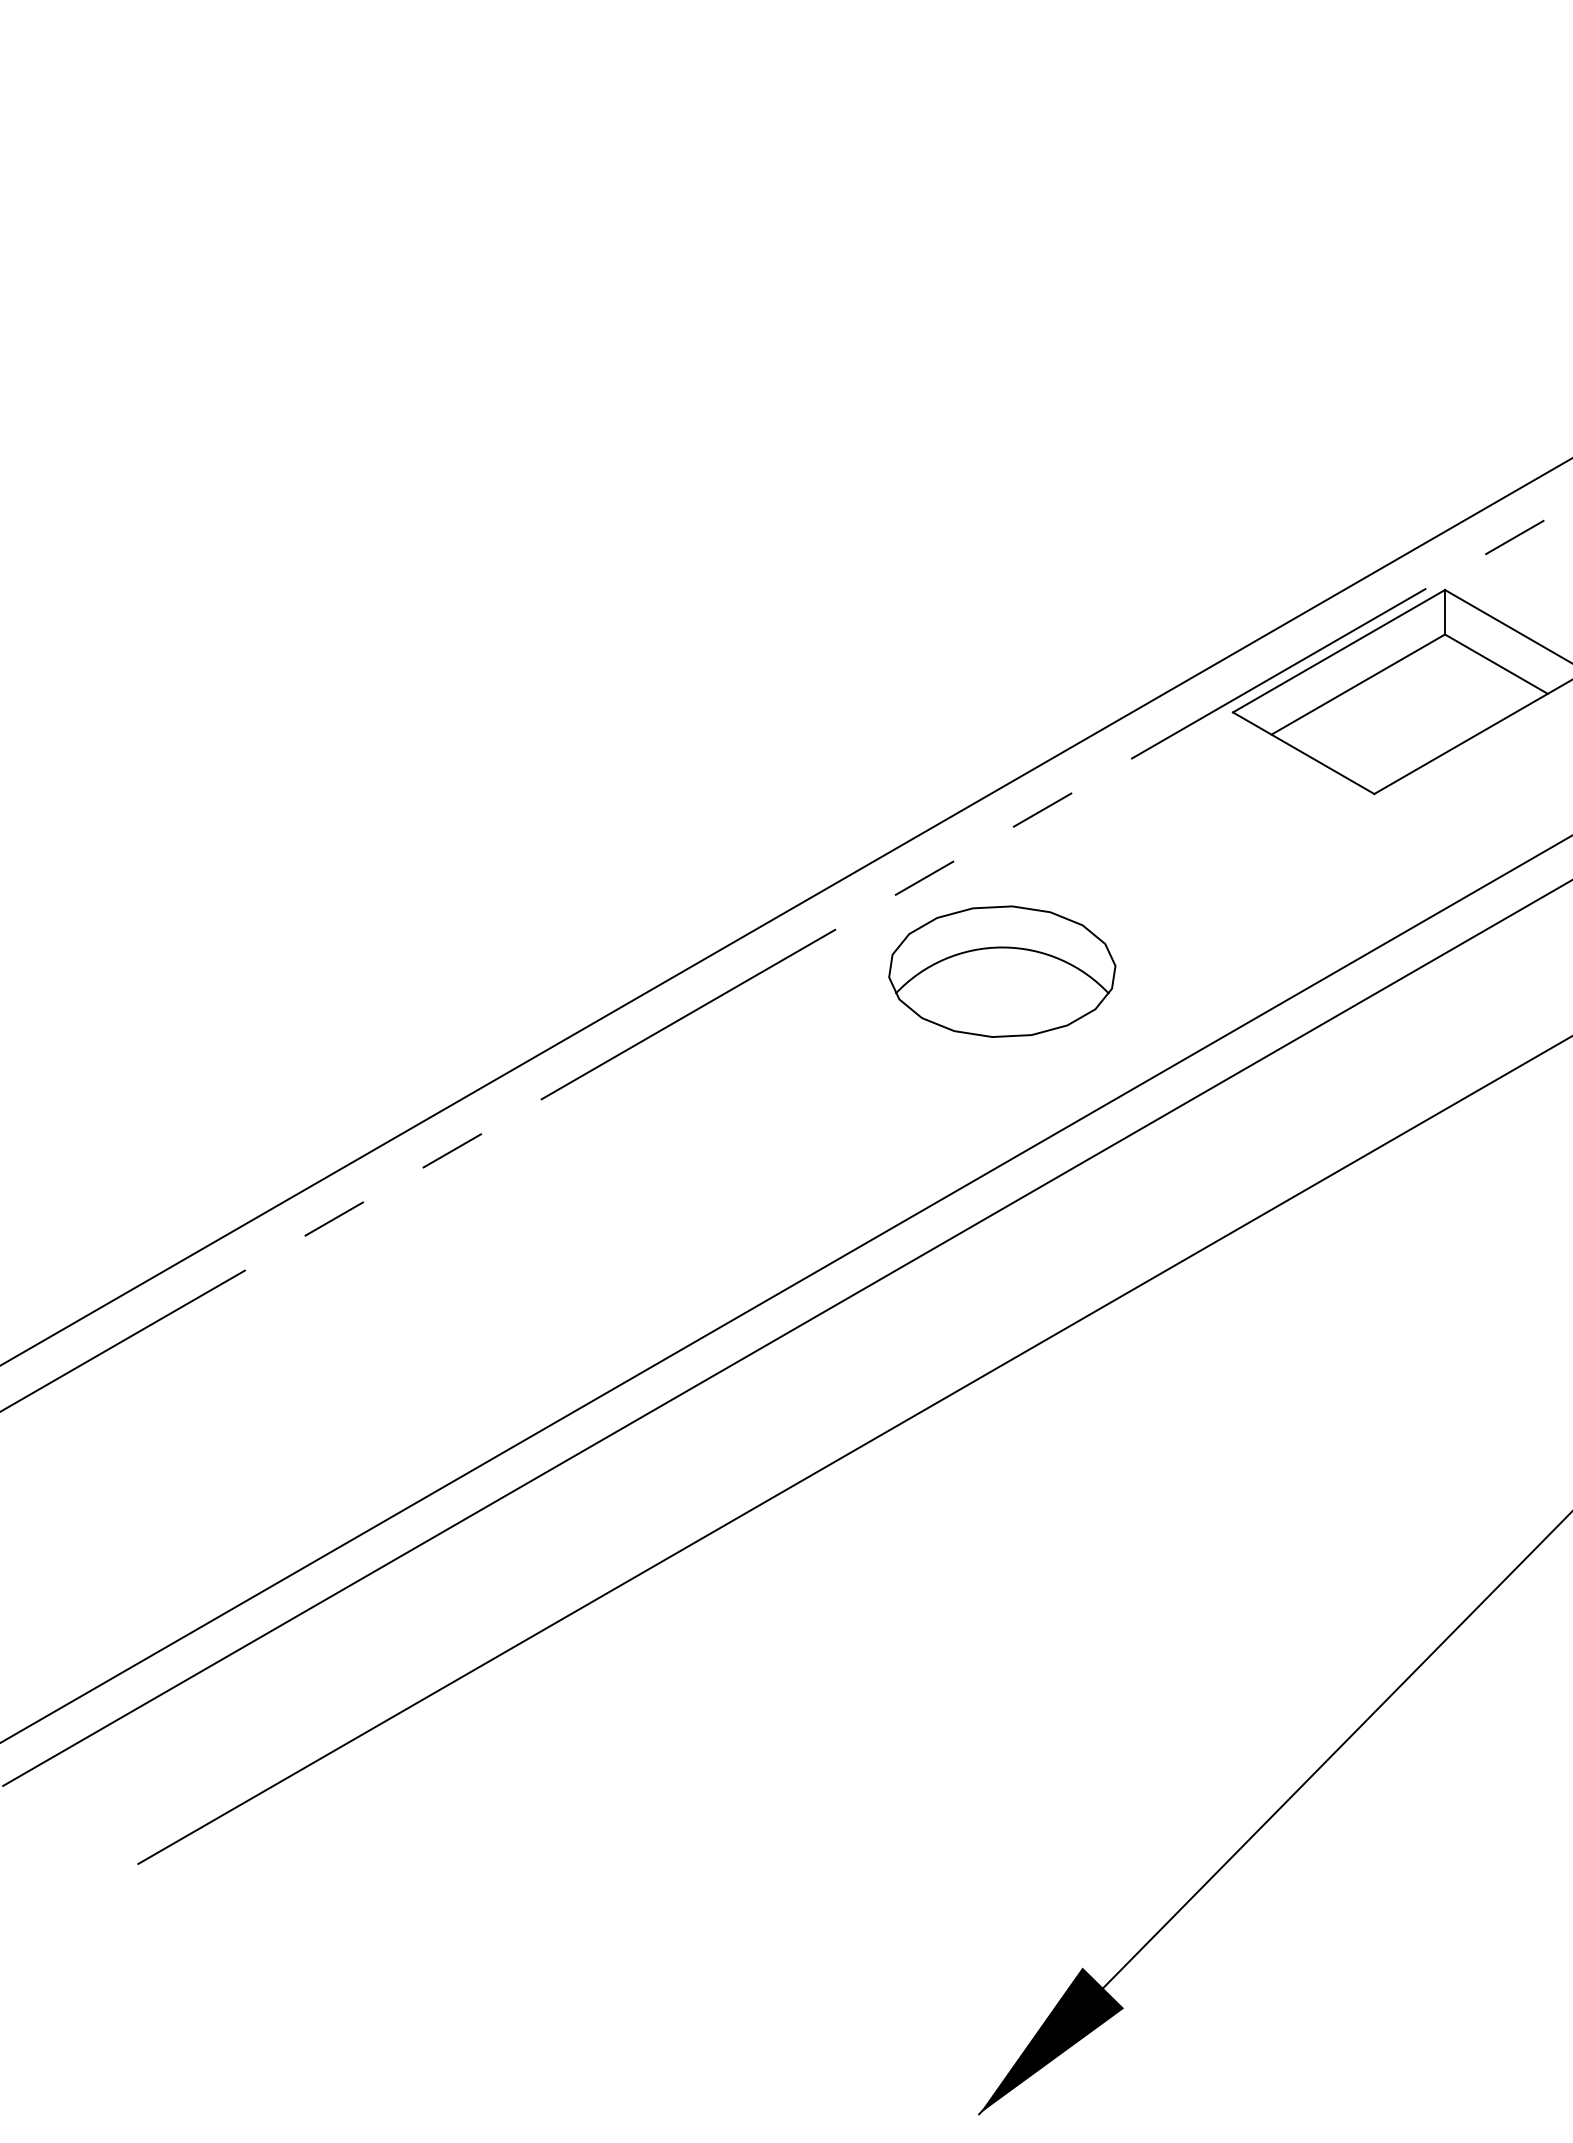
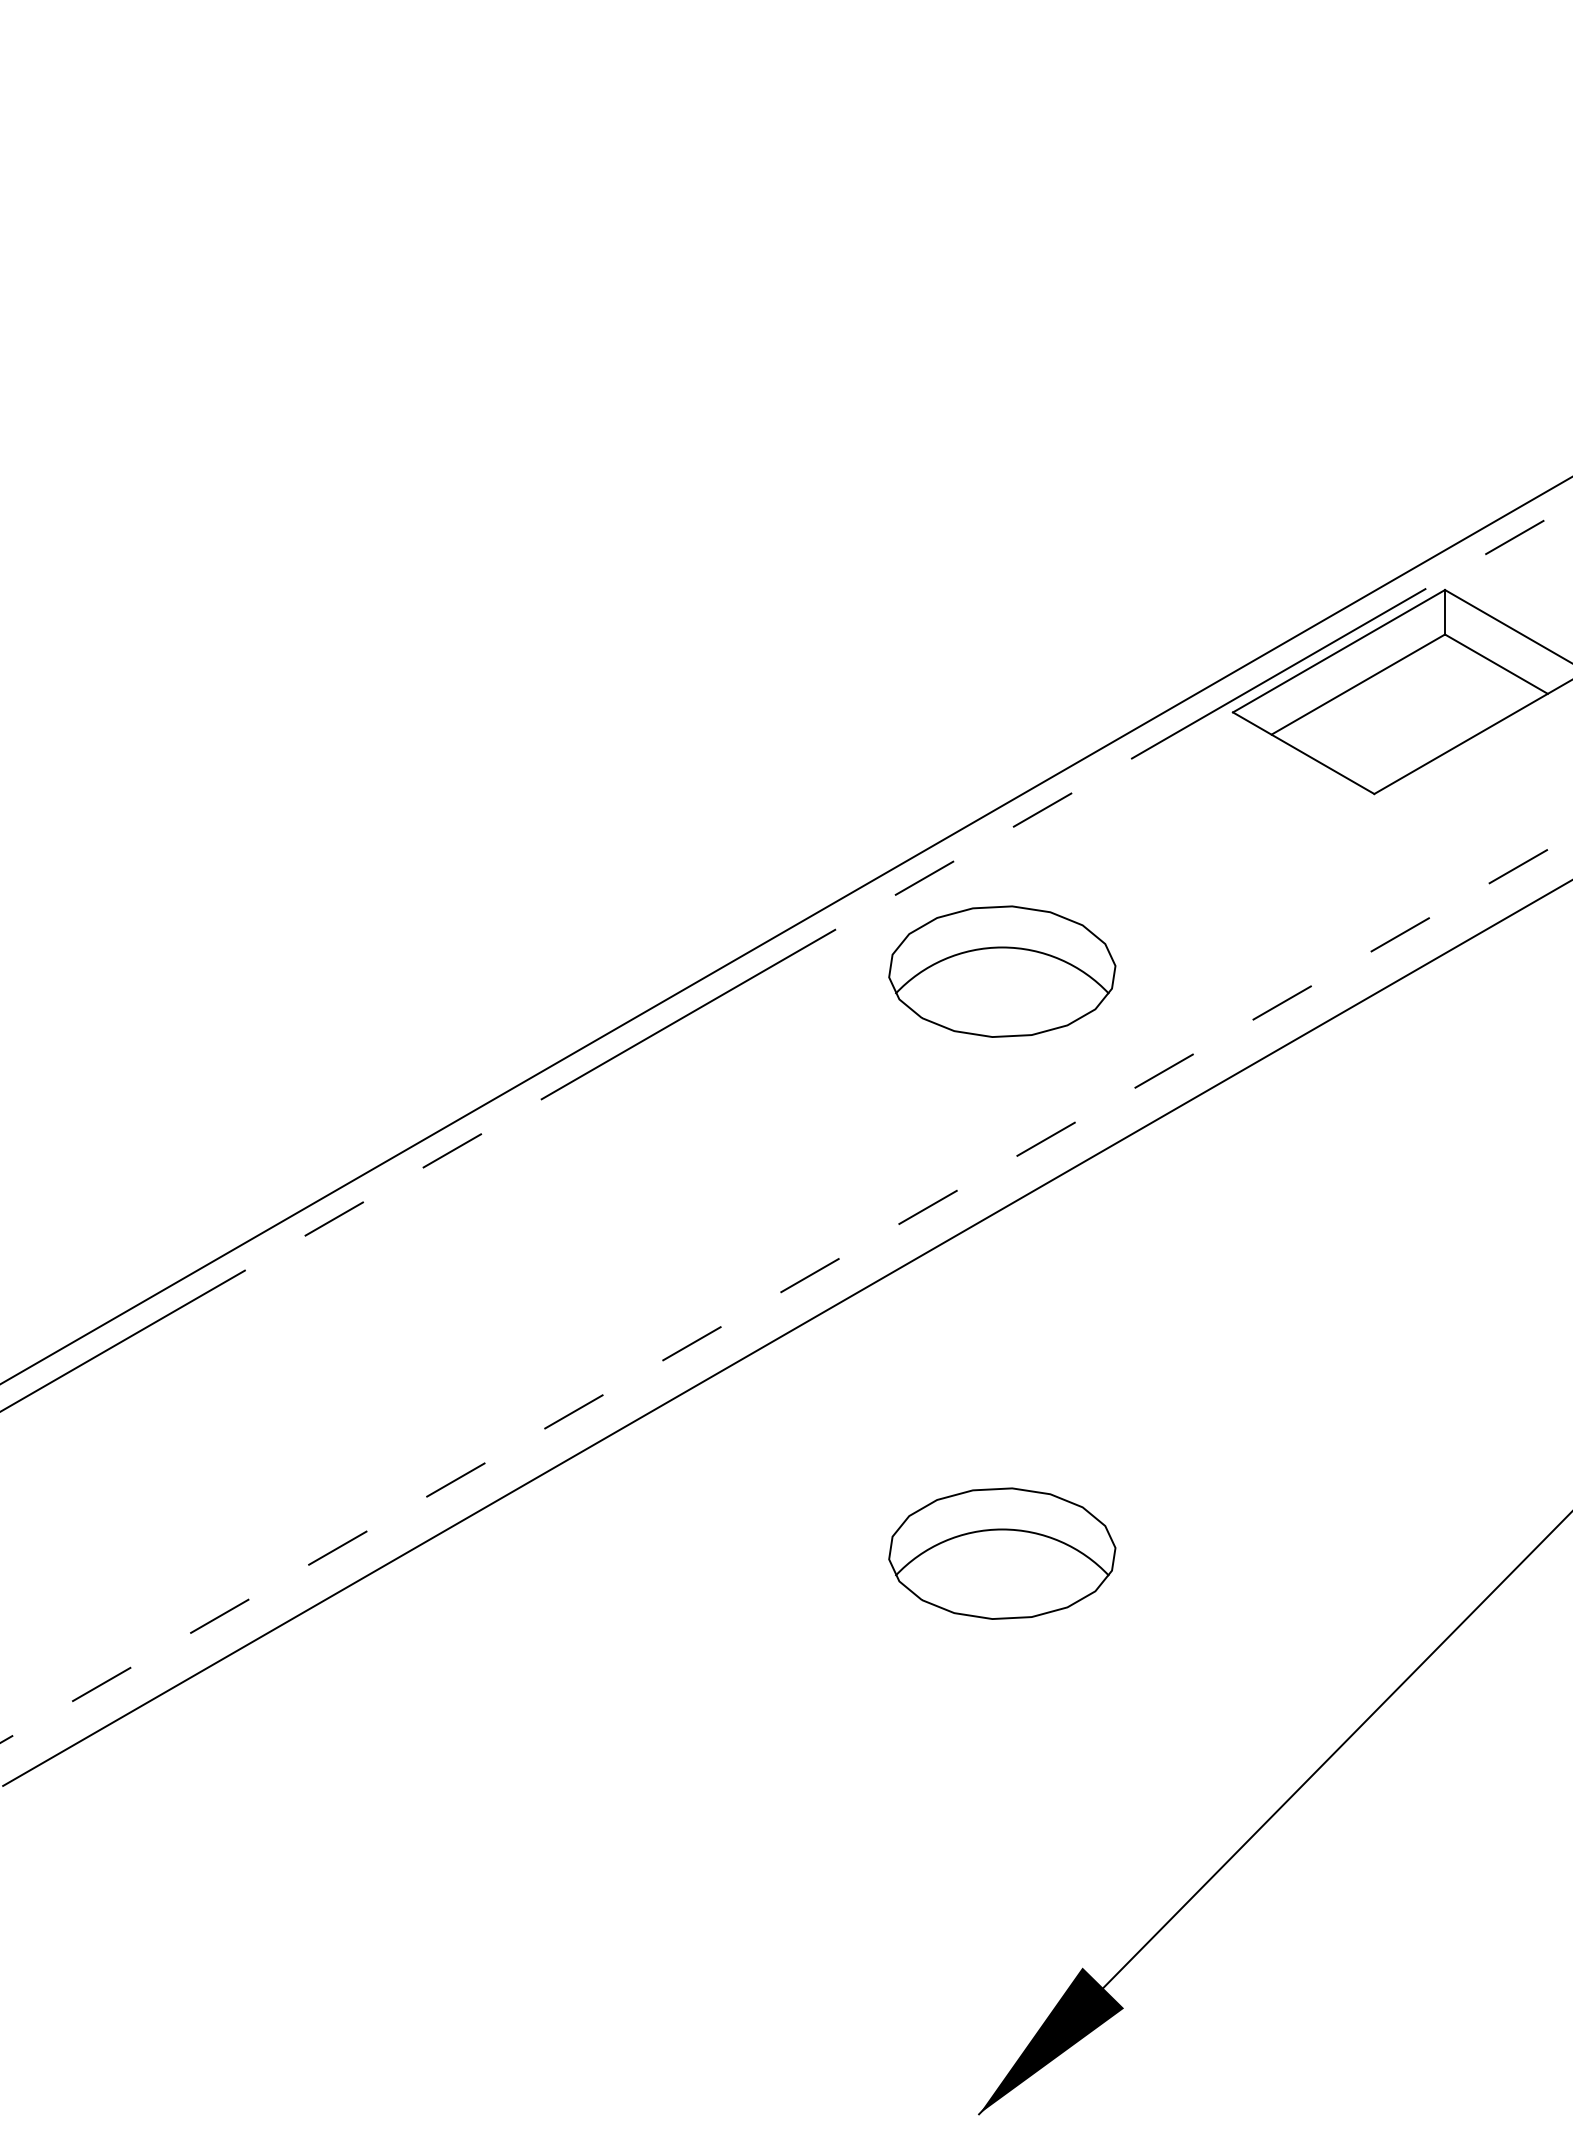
line position: (785, 912) -> (785, 930) (785, 930)
line: solid -> dashed (786, 1289)
line: present -> none (853, 1450)
part: none -> present (1002, 1553)
